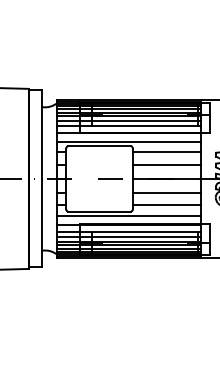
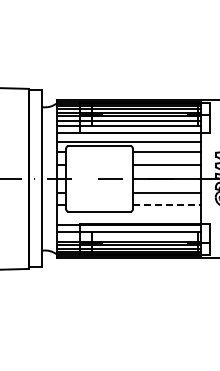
line: solid -> dashed (167, 205)
line: present -> none (129, 216)
line: present -> none (129, 237)
